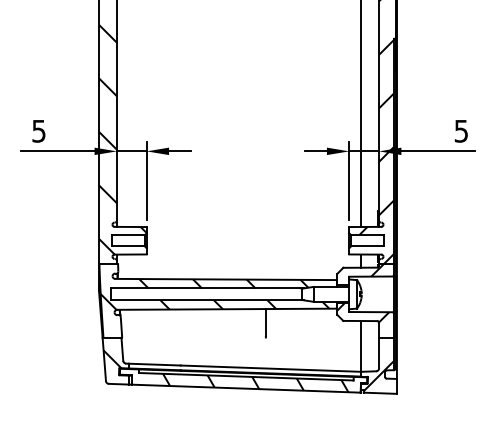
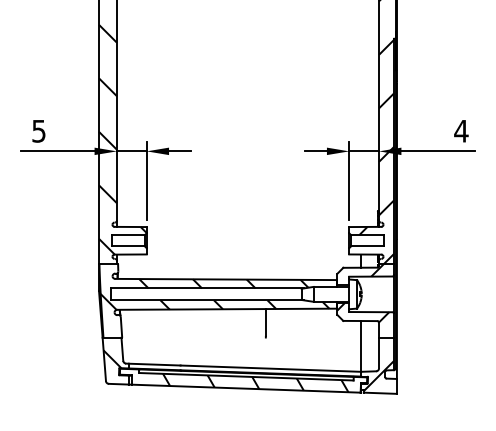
line: present -> none (361, 114)
text: 5 -> 4 (461, 131)
